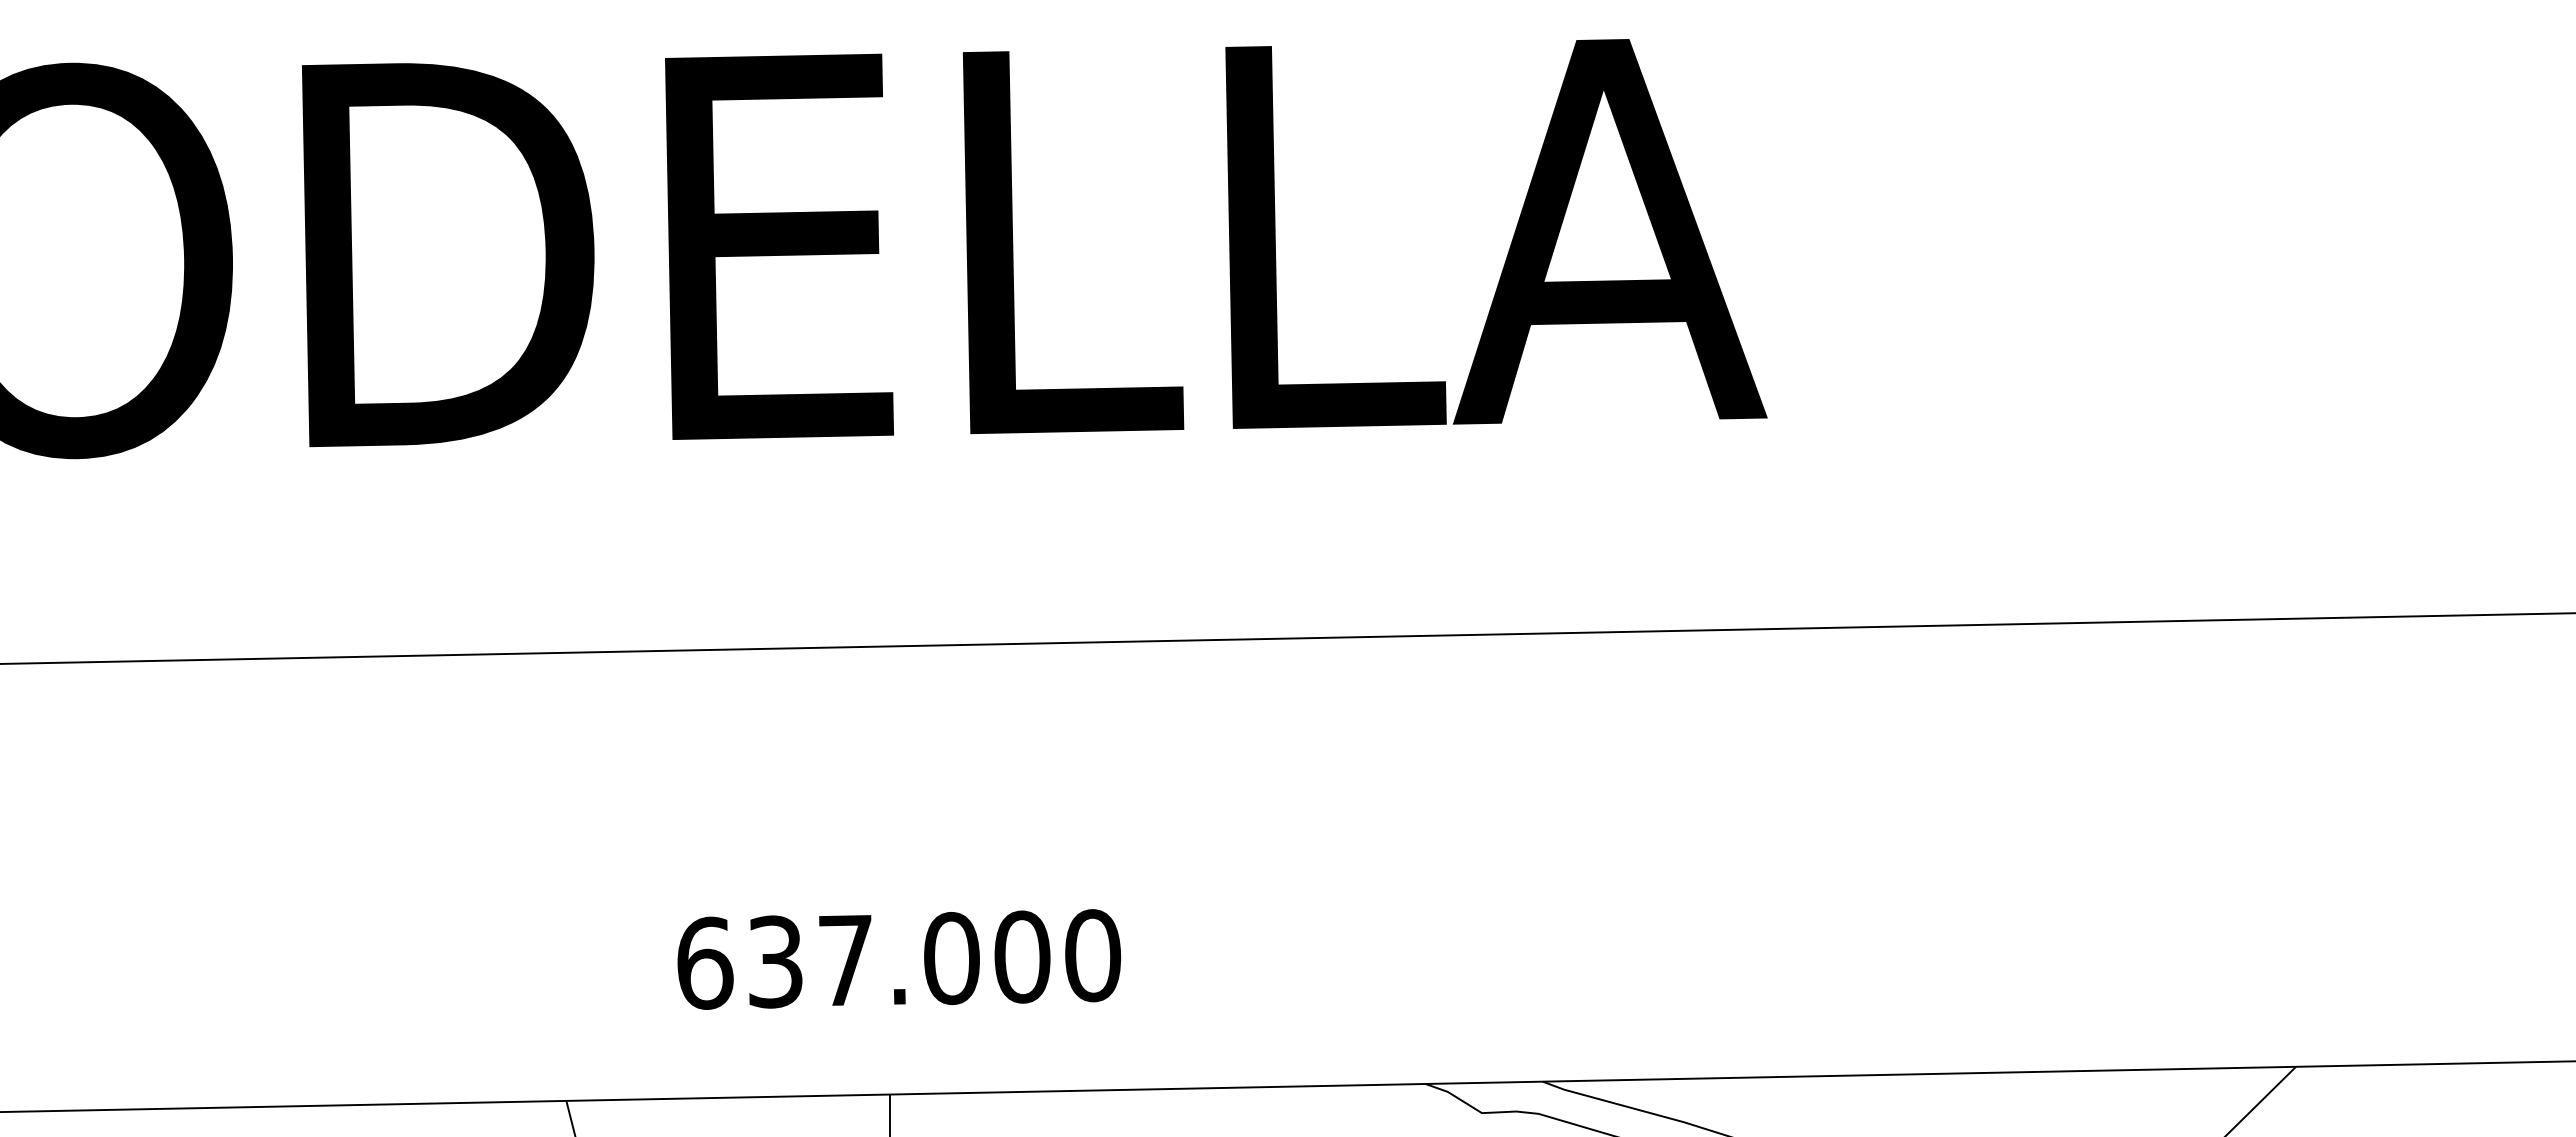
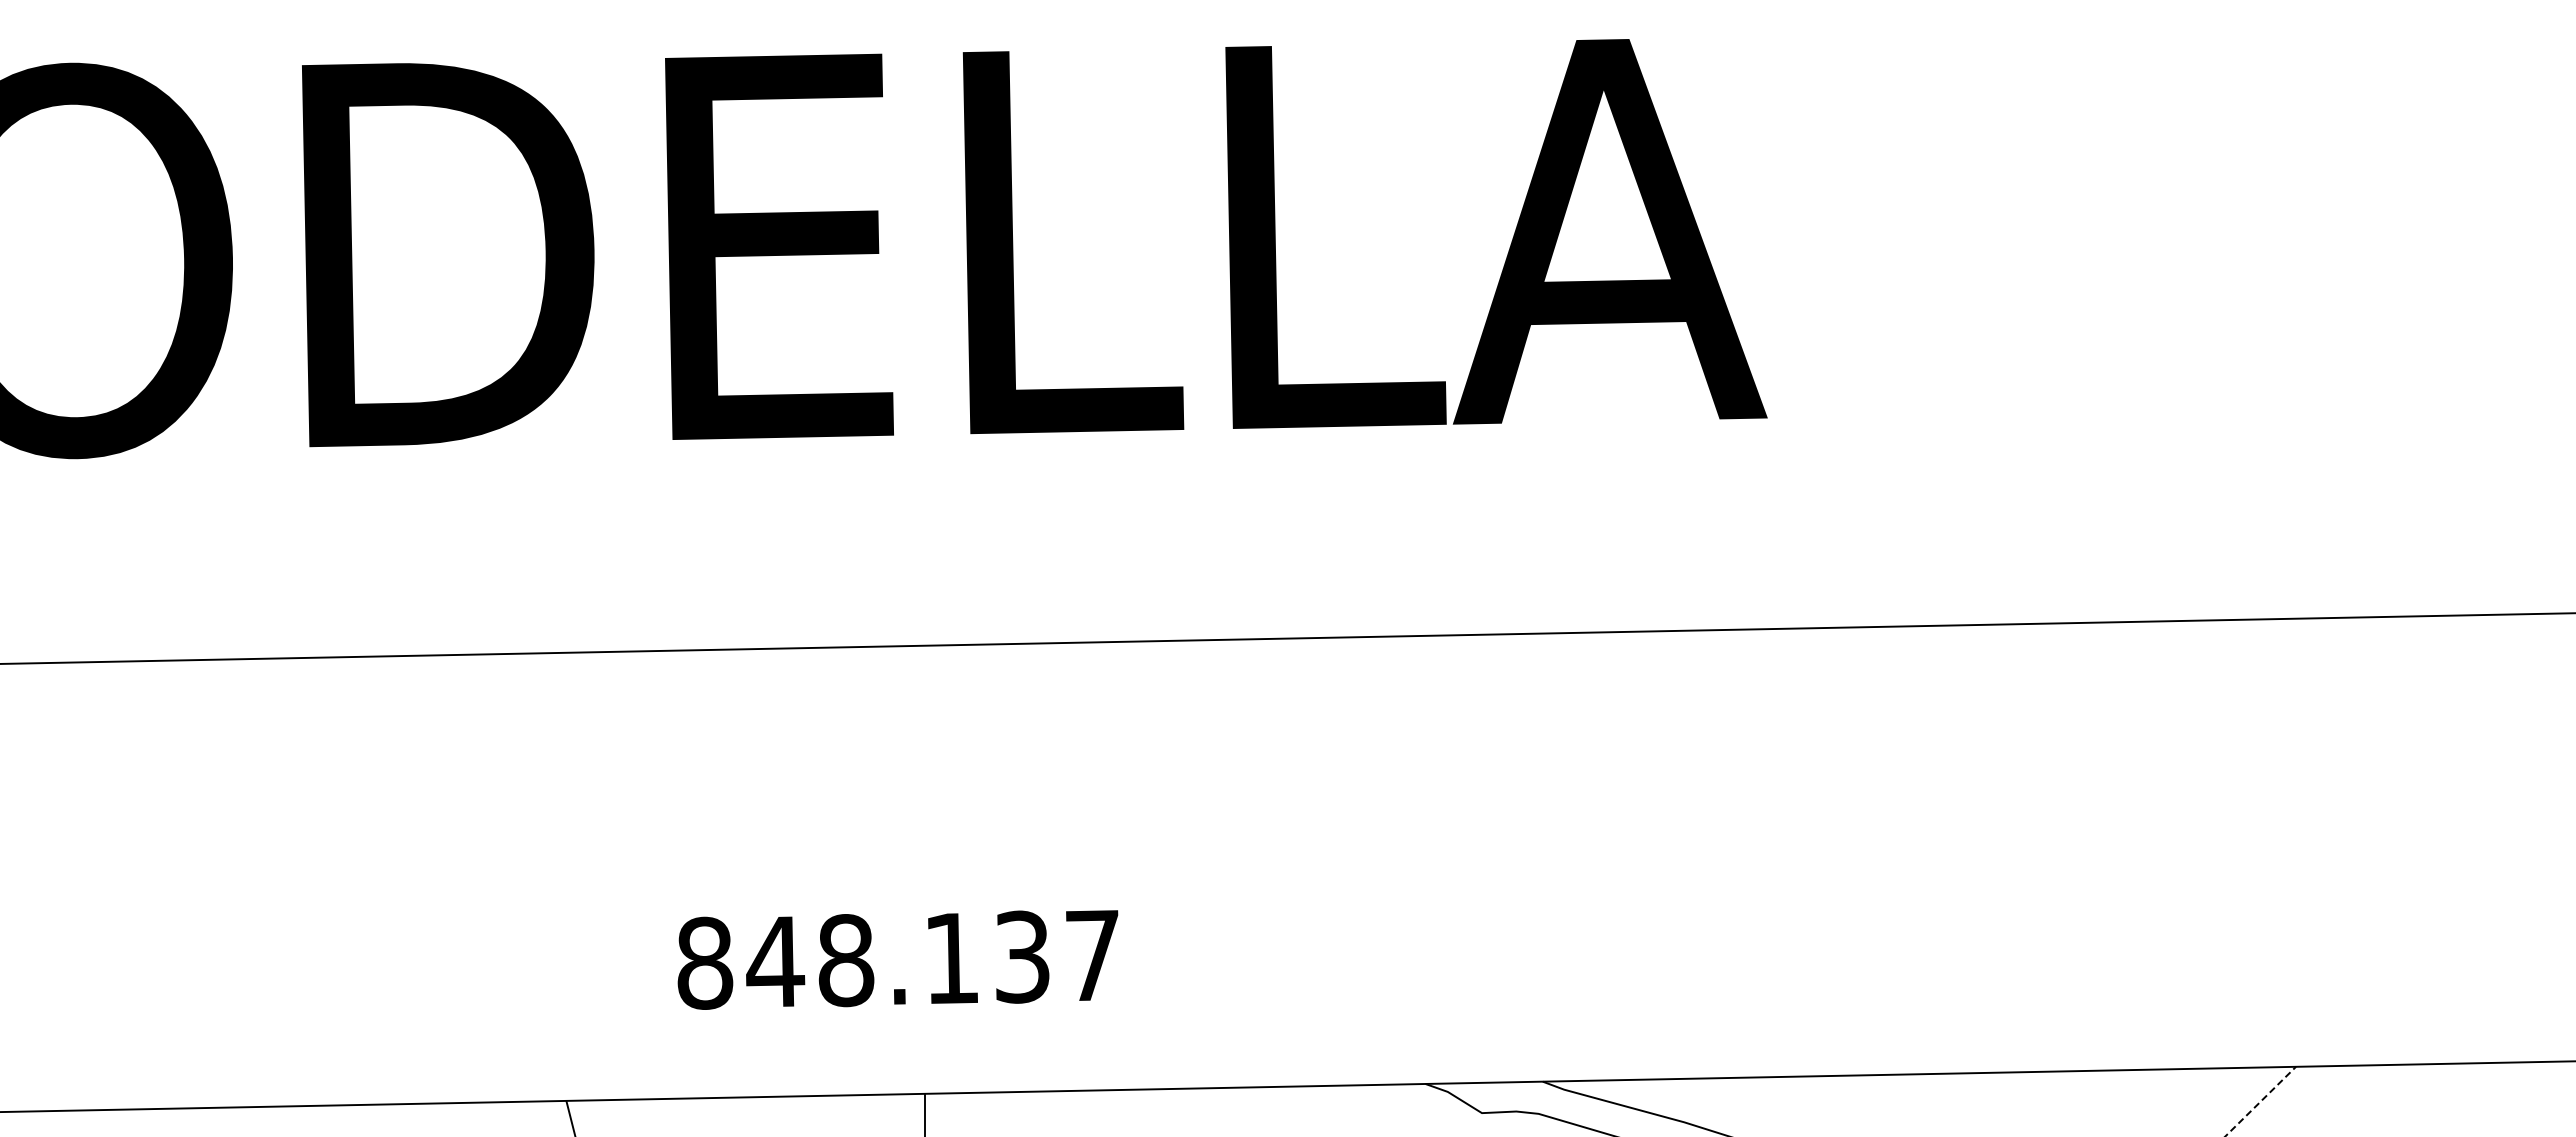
text: 637.000 -> 848.137 (899, 959)
line: solid -> dashed (2260, 1101)
line position: (889, 1113) -> (924, 1113) (924, 1113)
